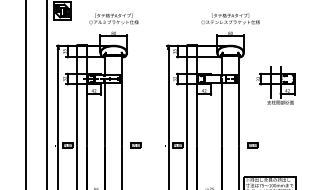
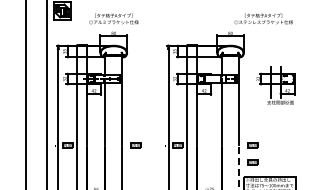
text position: (230, 18) -> (263, 18) (263, 18)
part: none -> present (252, 162)
line: solid -> dashed (238, 168)
